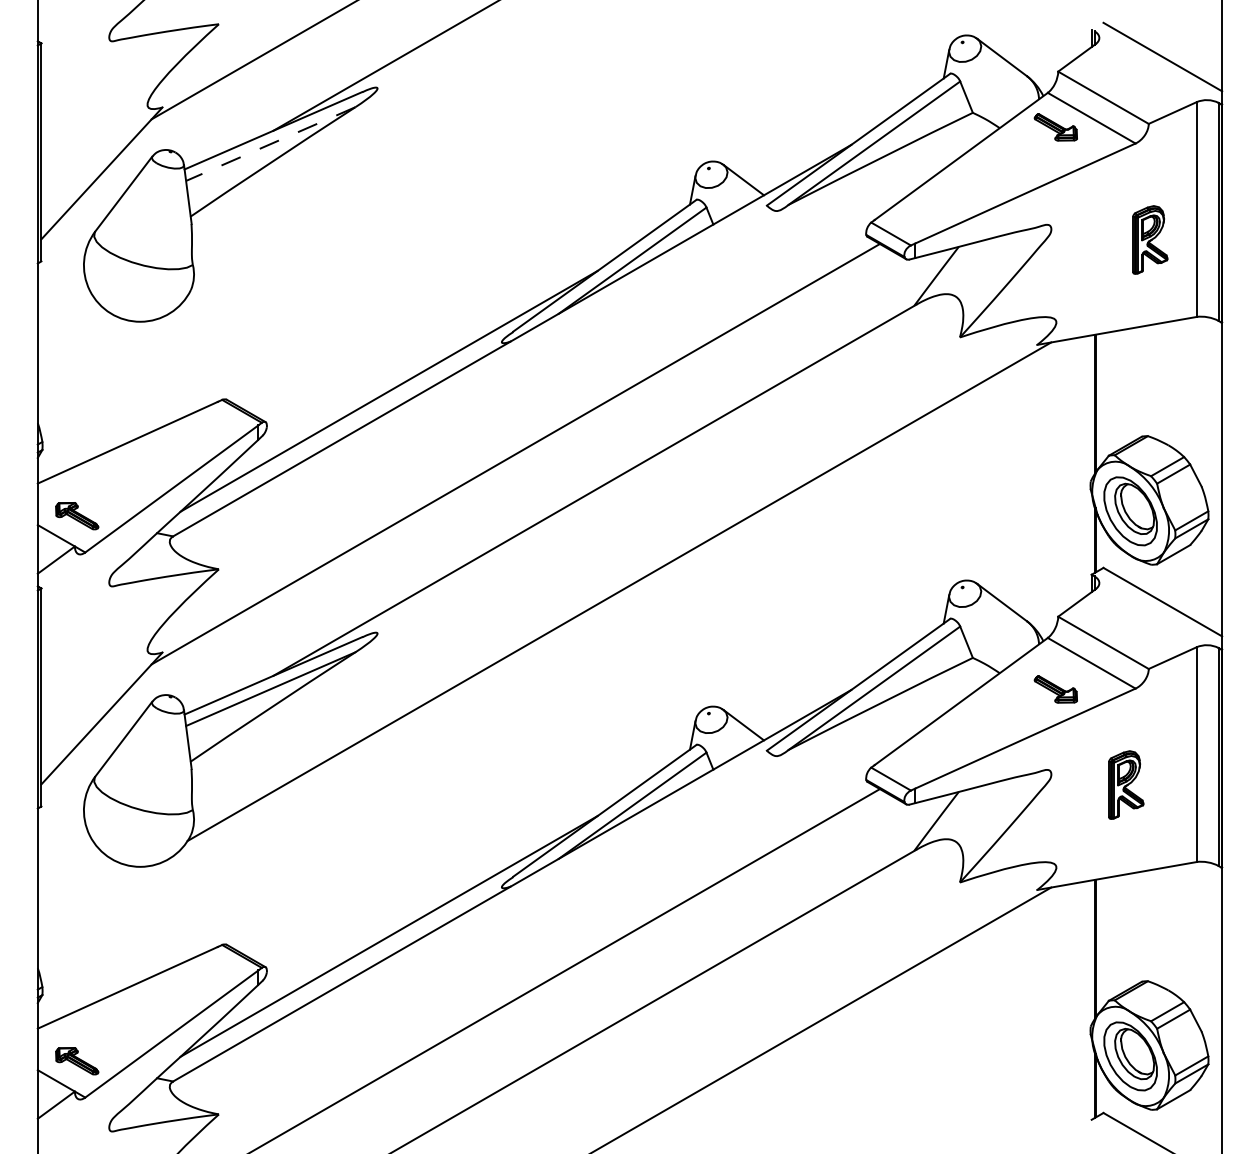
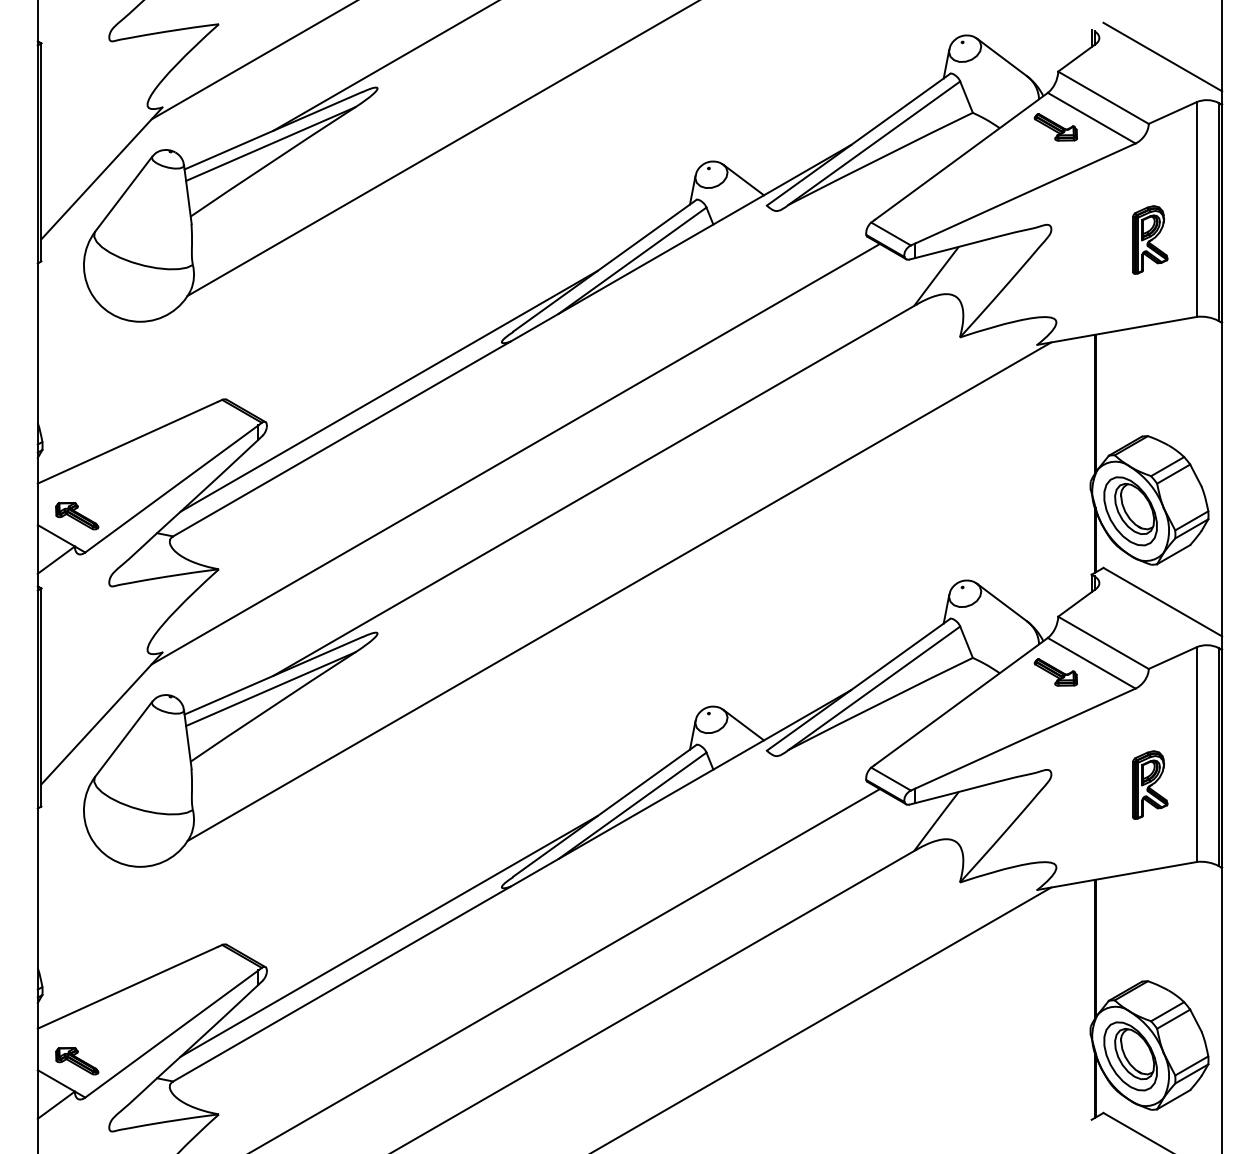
line: dashed -> solid (270, 144)
line: none -> present (441, 148)
part position: (1055, 689) -> (1055, 672) (1055, 672)
part position: (1126, 784) -> (1150, 784) (1150, 784)
